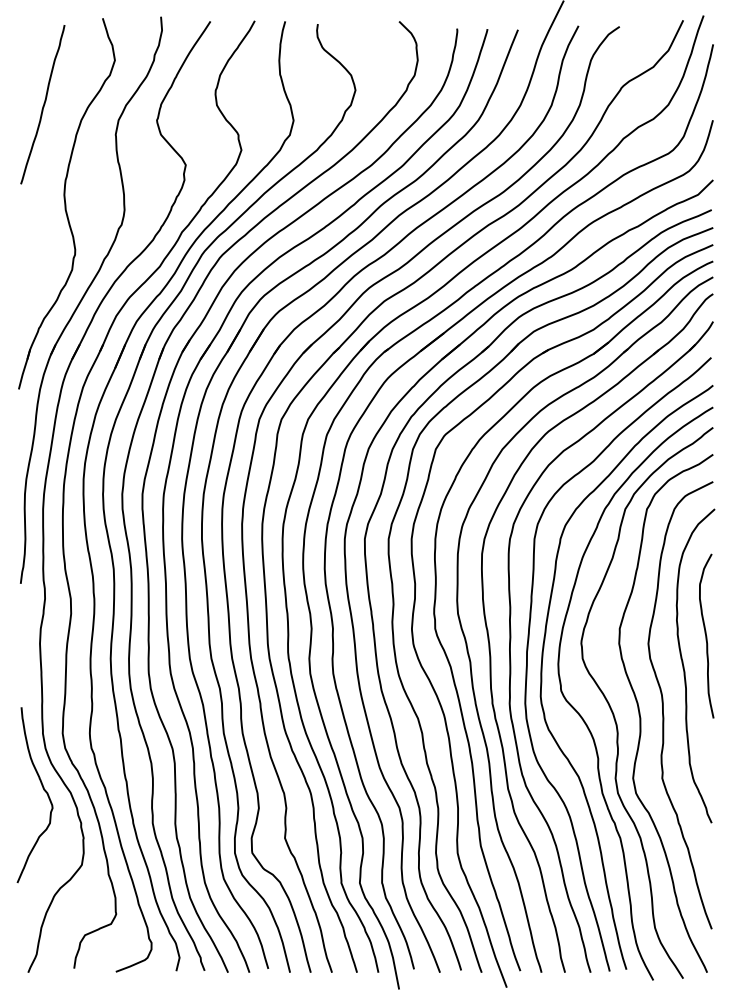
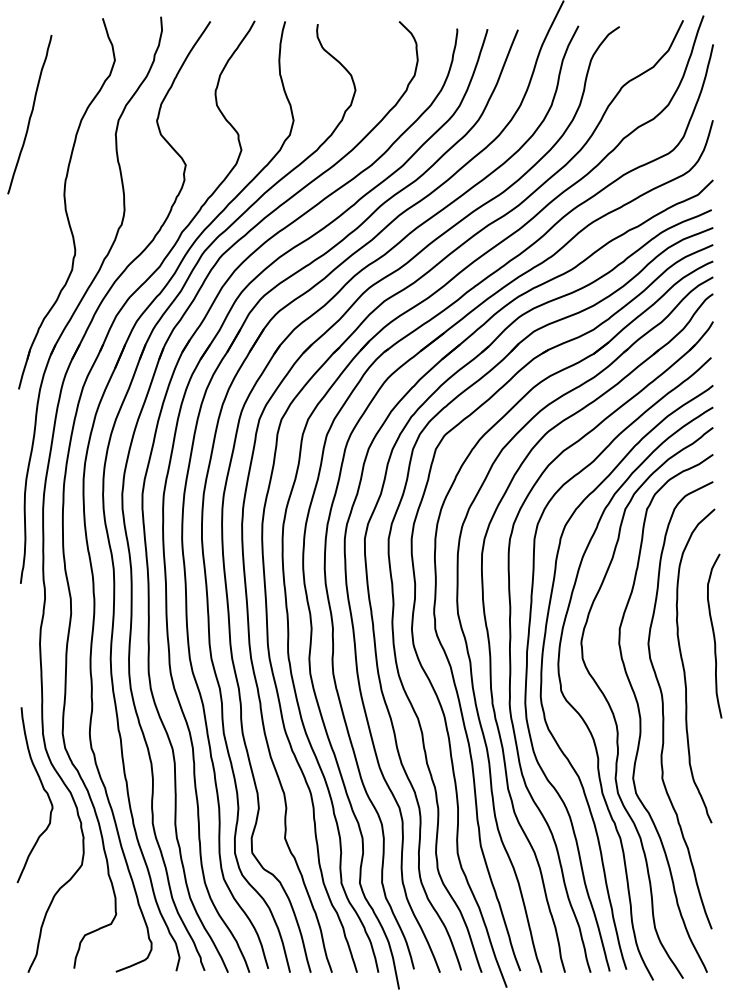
curve position: (43, 104) -> (30, 114) (30, 114)
curve position: (706, 635) -> (714, 635) (714, 635)
